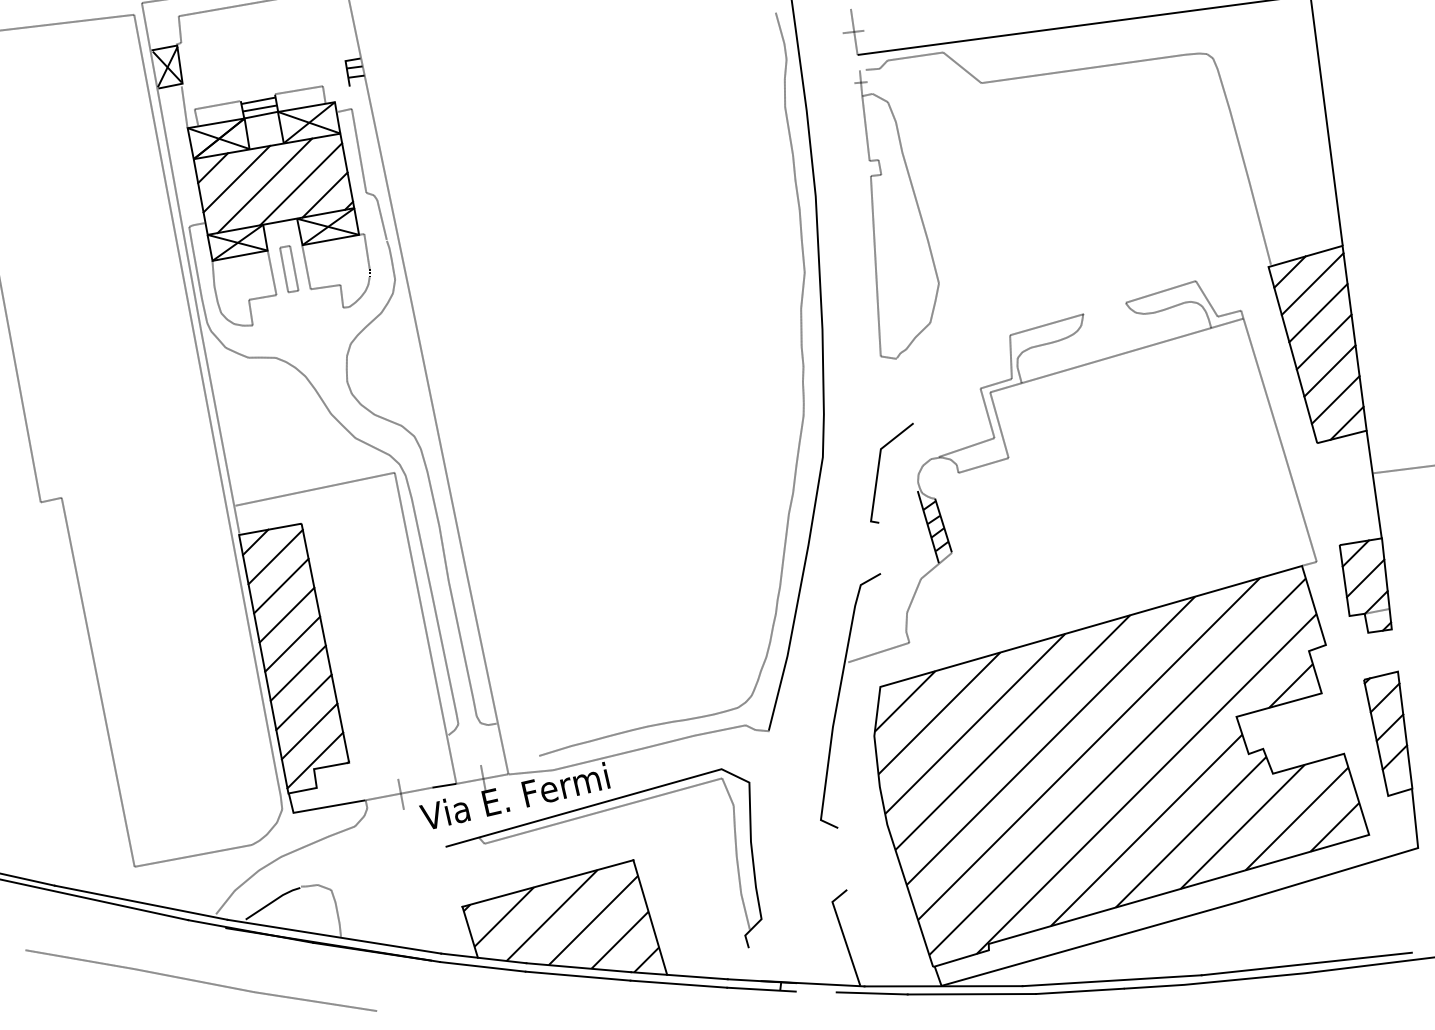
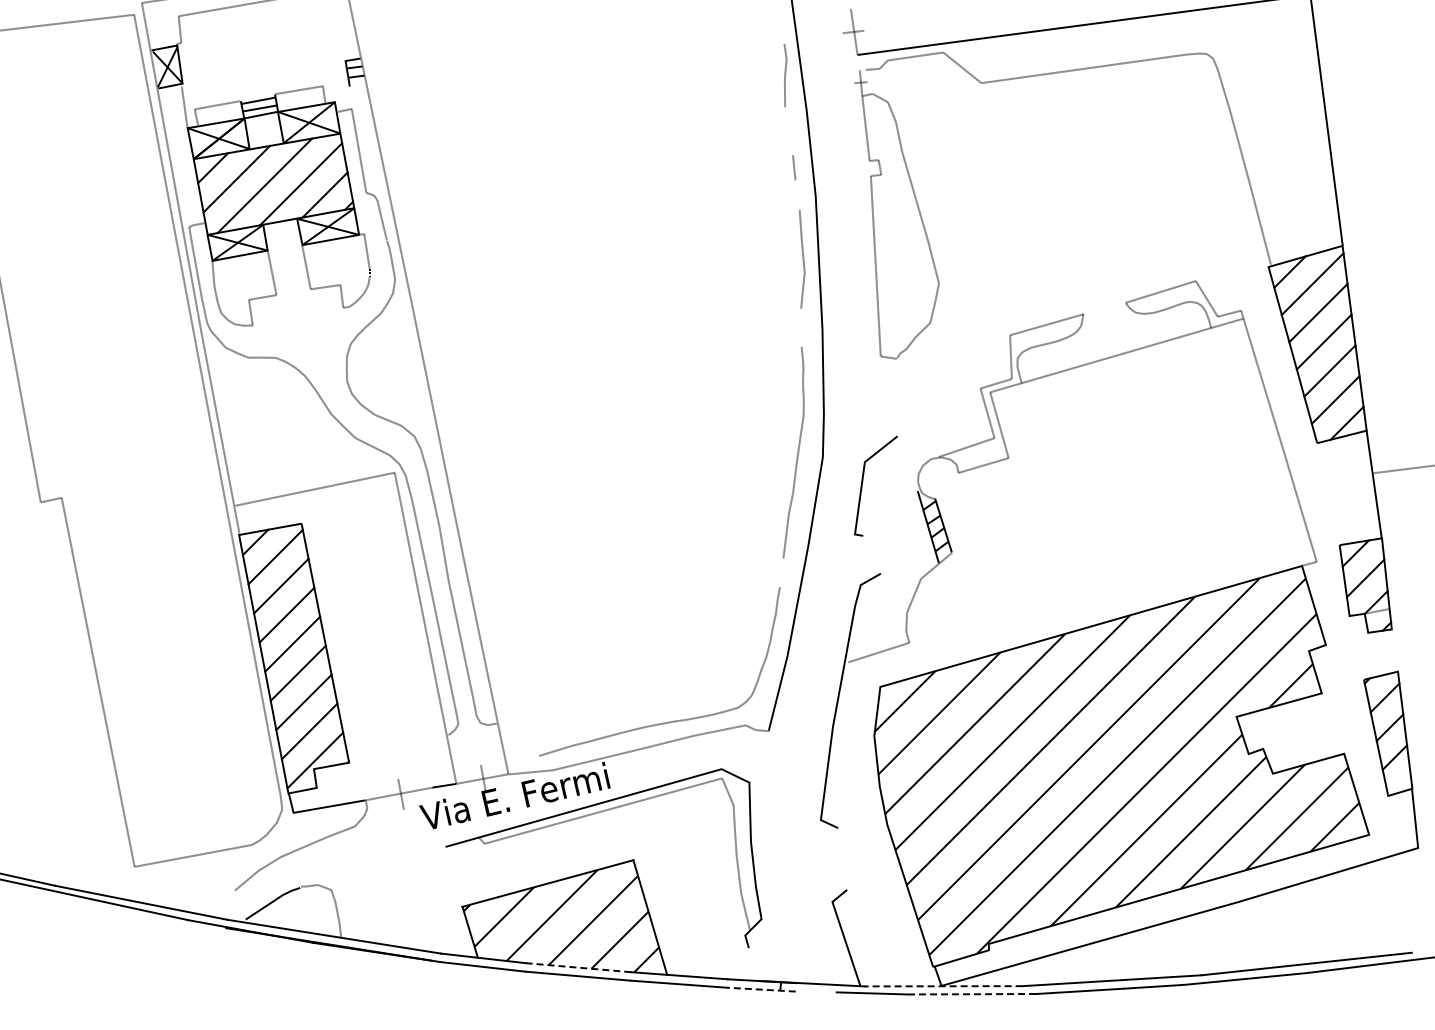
line: present -> none (779, 27)
line: present -> none (789, 131)
line: present -> none (797, 194)
line: present -> none (293, 268)
line: present -> none (801, 327)
line position: (879, 468) -> (863, 481) (863, 481)
line: present -> none (781, 572)
line: present -> none (225, 902)
line: solid -> dashed (578, 967)
part: present -> none (200, 980)
line: solid -> dashed (943, 986)
line: solid -> dashed (761, 989)
line: solid -> dashed (971, 994)
